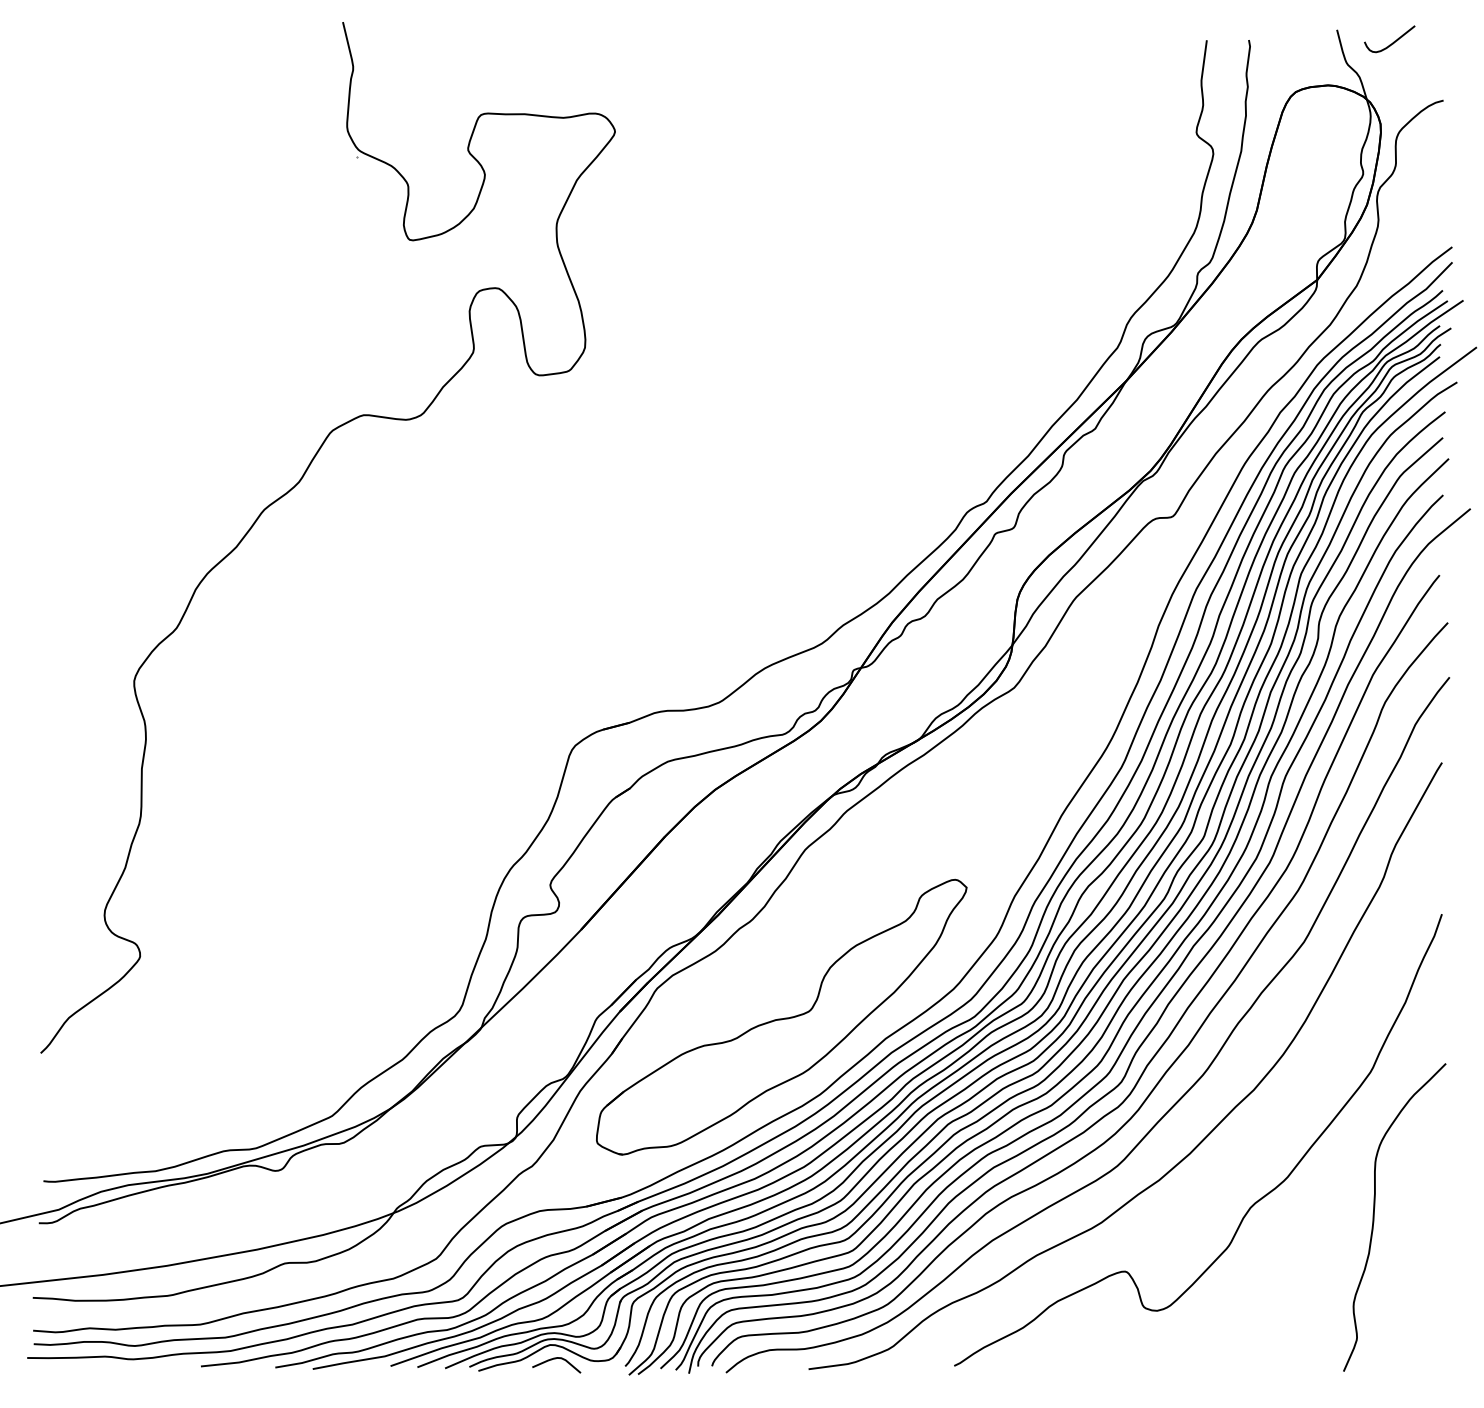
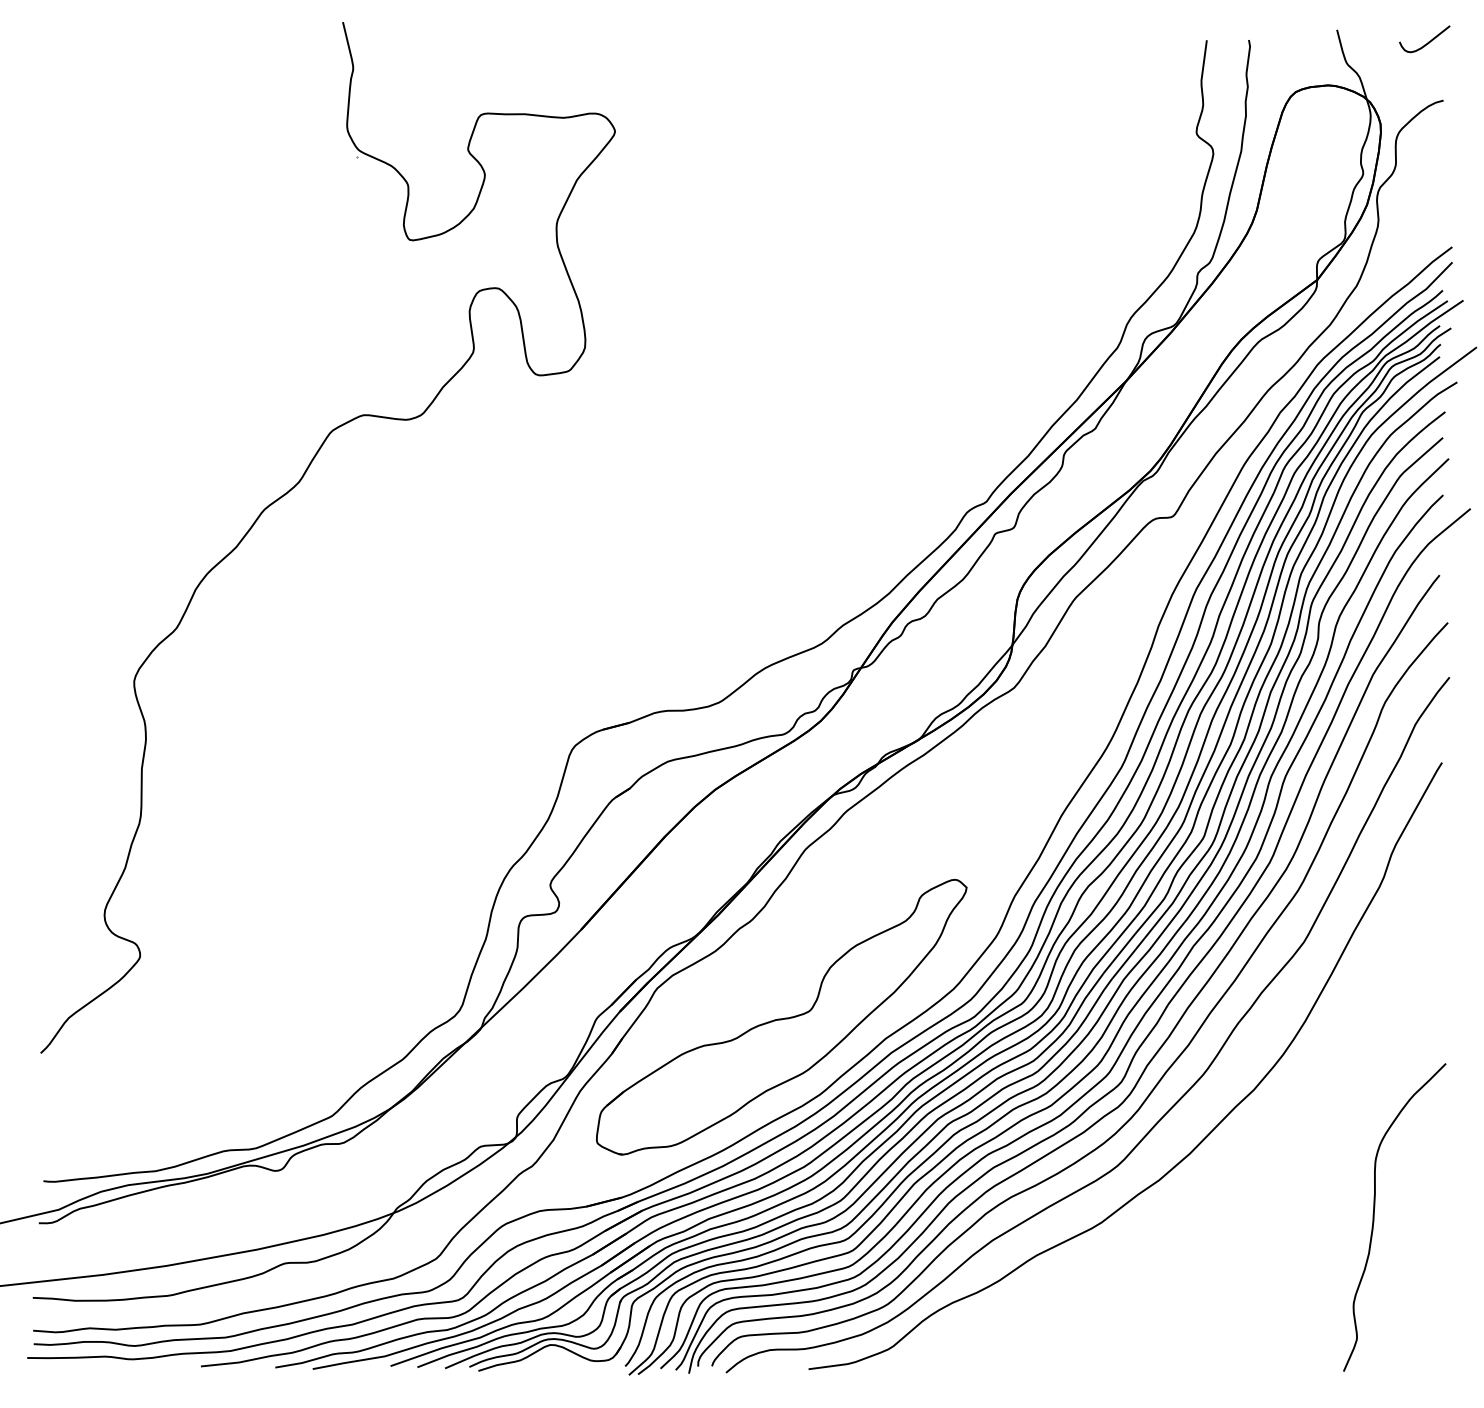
curve position: (1392, 42) -> (1427, 42) (1427, 42)
curve: present -> none (1255, 1201)
curve: present -> none (555, 1359)
